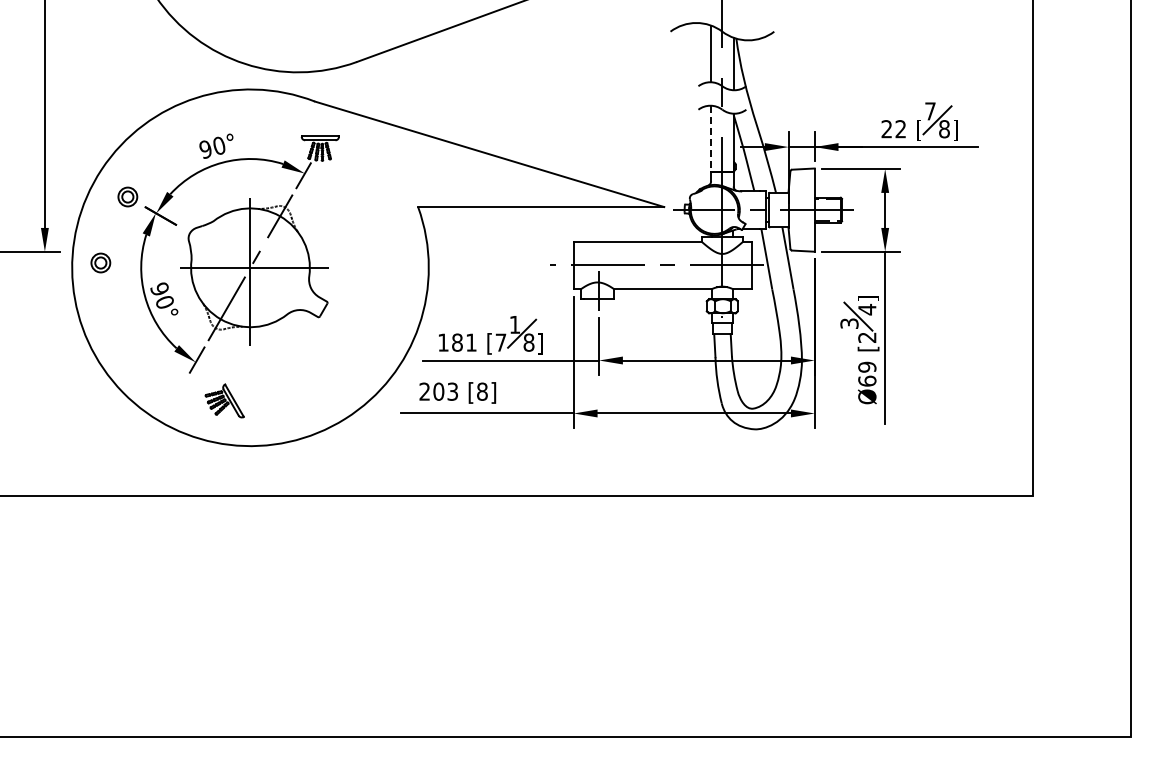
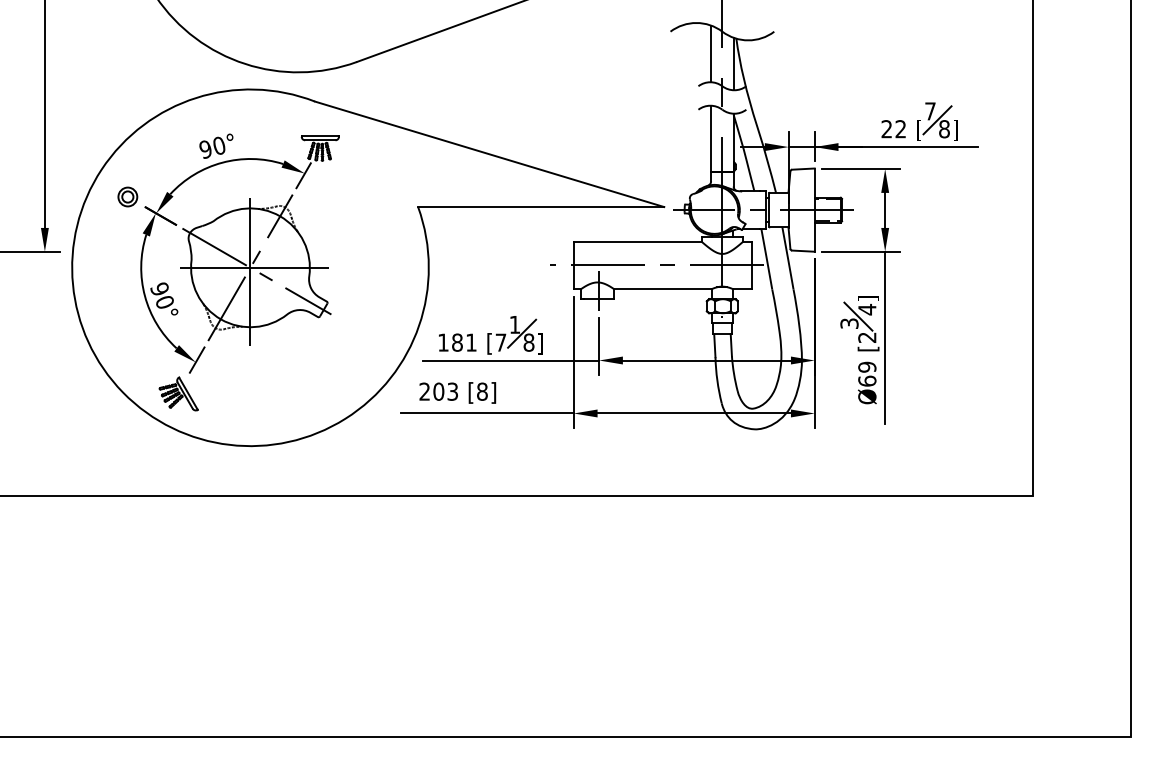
line: dashed -> solid (711, 139)
part: present -> none (100, 262)
line: none -> present (256, 271)
part position: (224, 400) -> (178, 393) (178, 393)
